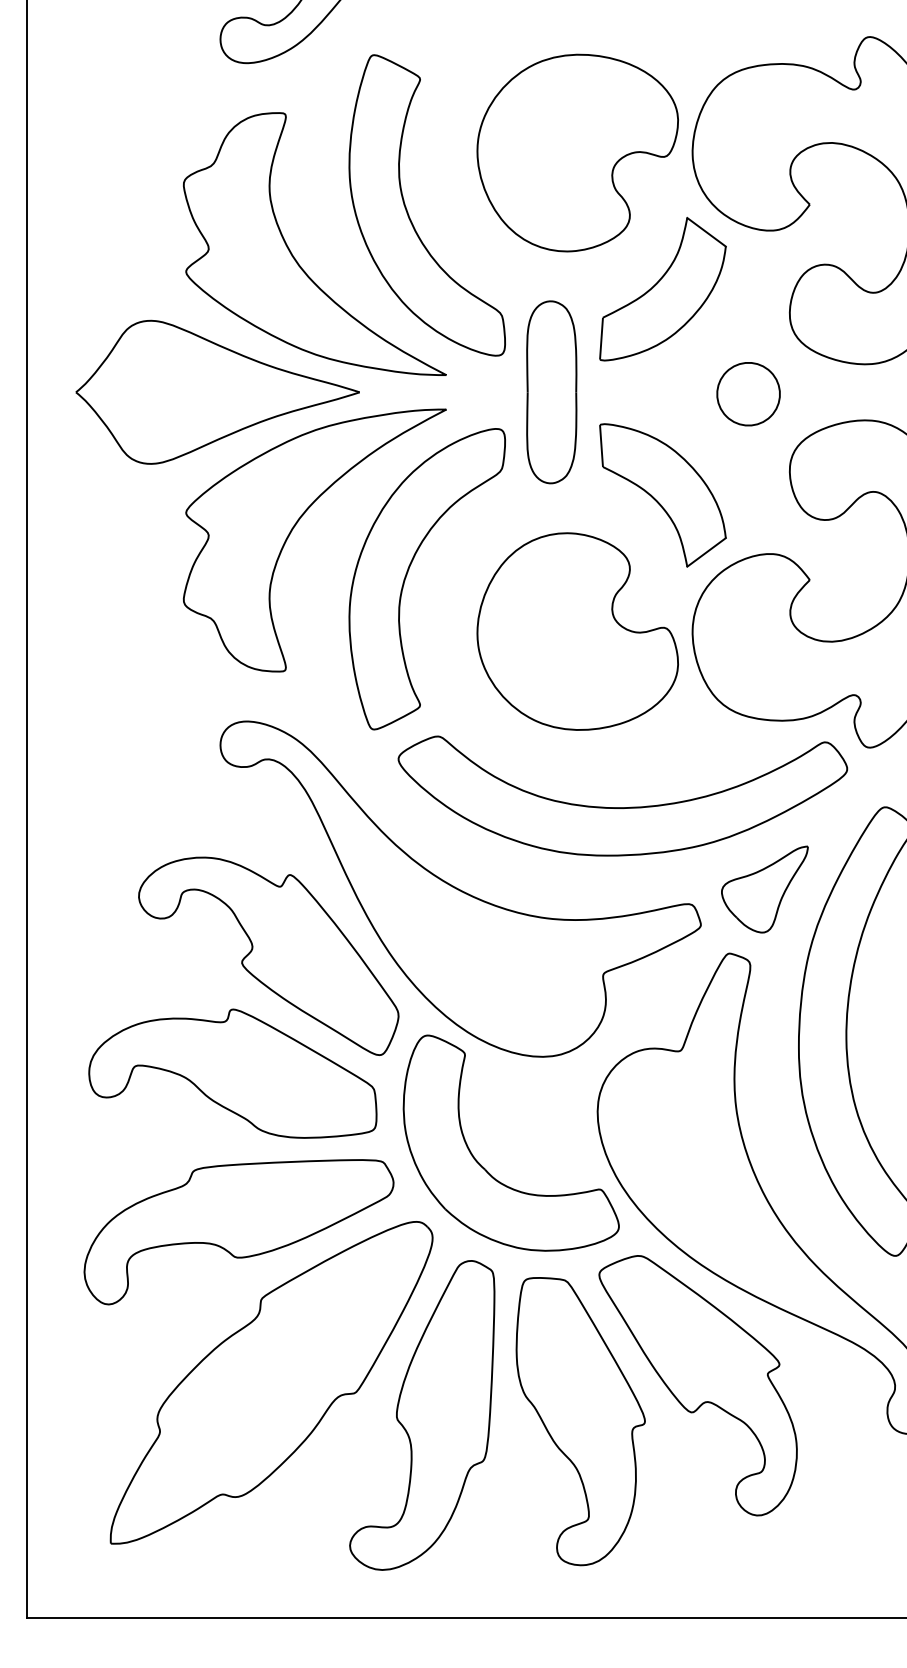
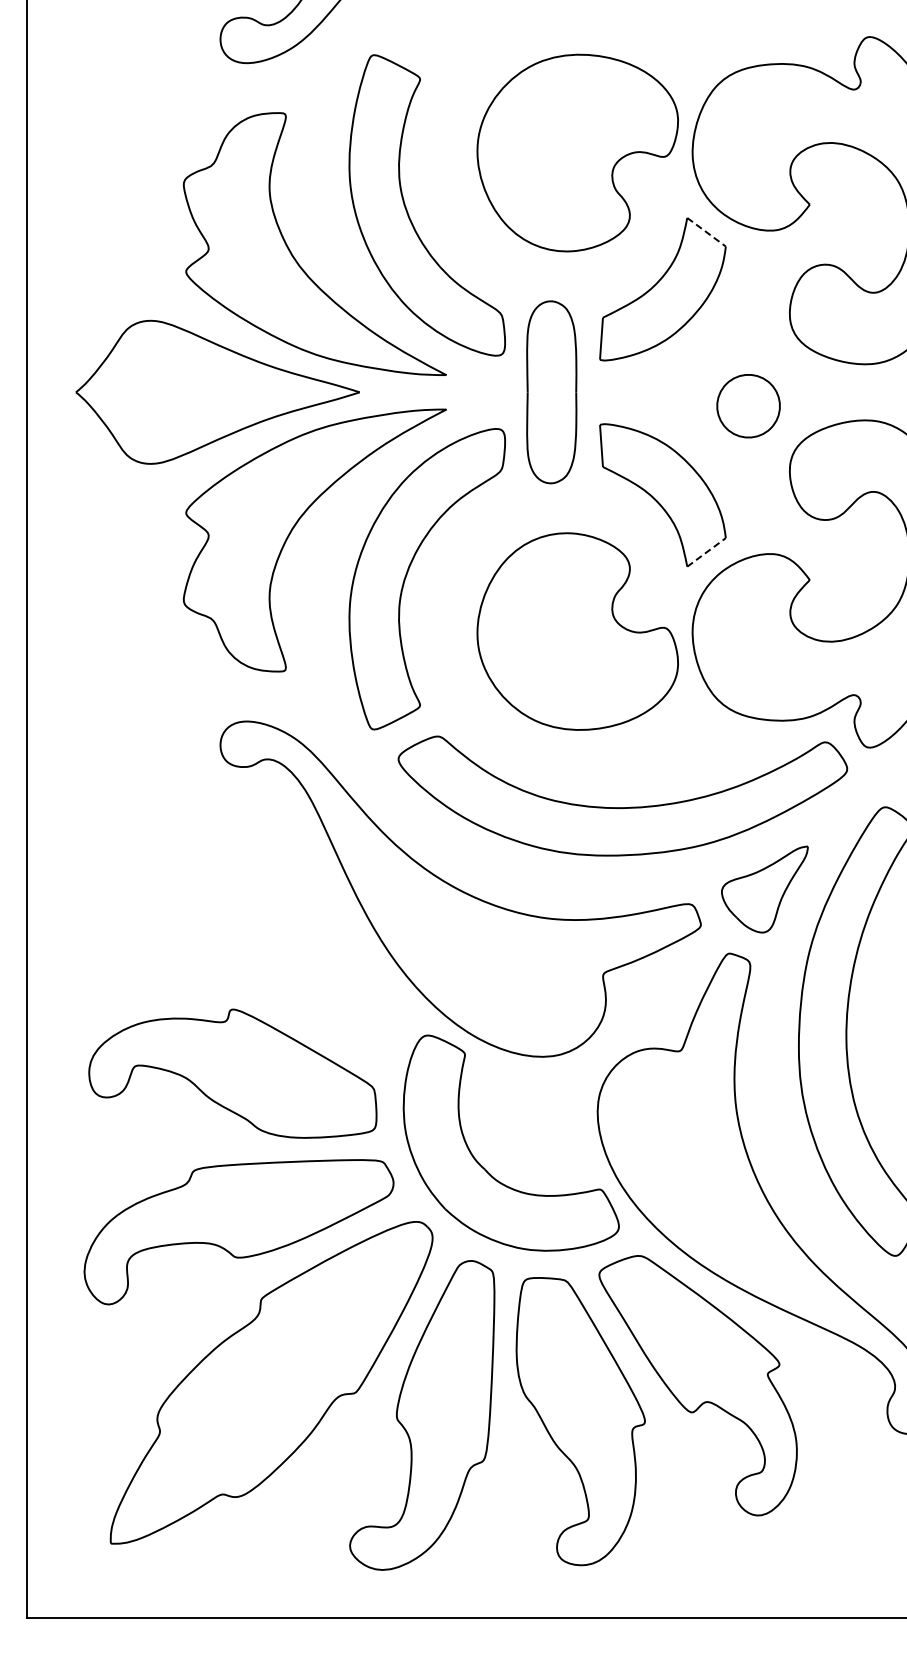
line: solid -> dashed (706, 232)
part position: (748, 394) -> (748, 406) (748, 406)
line: solid -> dashed (706, 552)
part: present -> none (268, 955)
